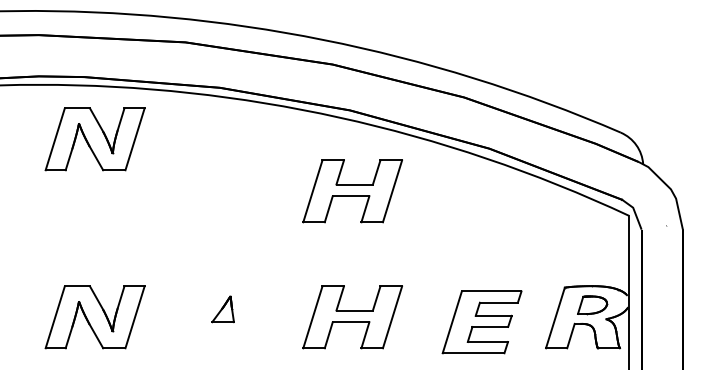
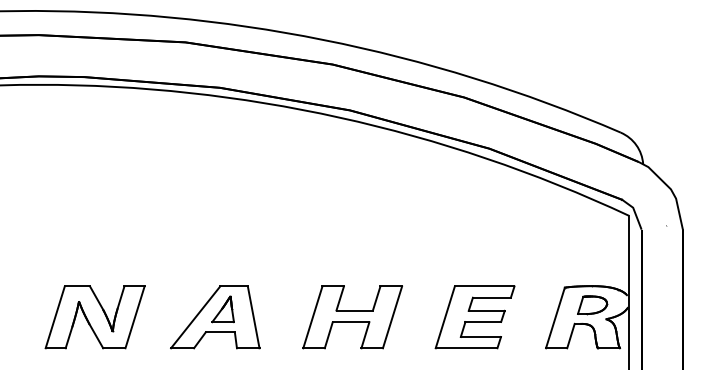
part: present -> none (94, 139)
part: present -> none (352, 191)
part: none -> present (215, 317)
part position: (481, 322) -> (474, 317) (474, 317)
